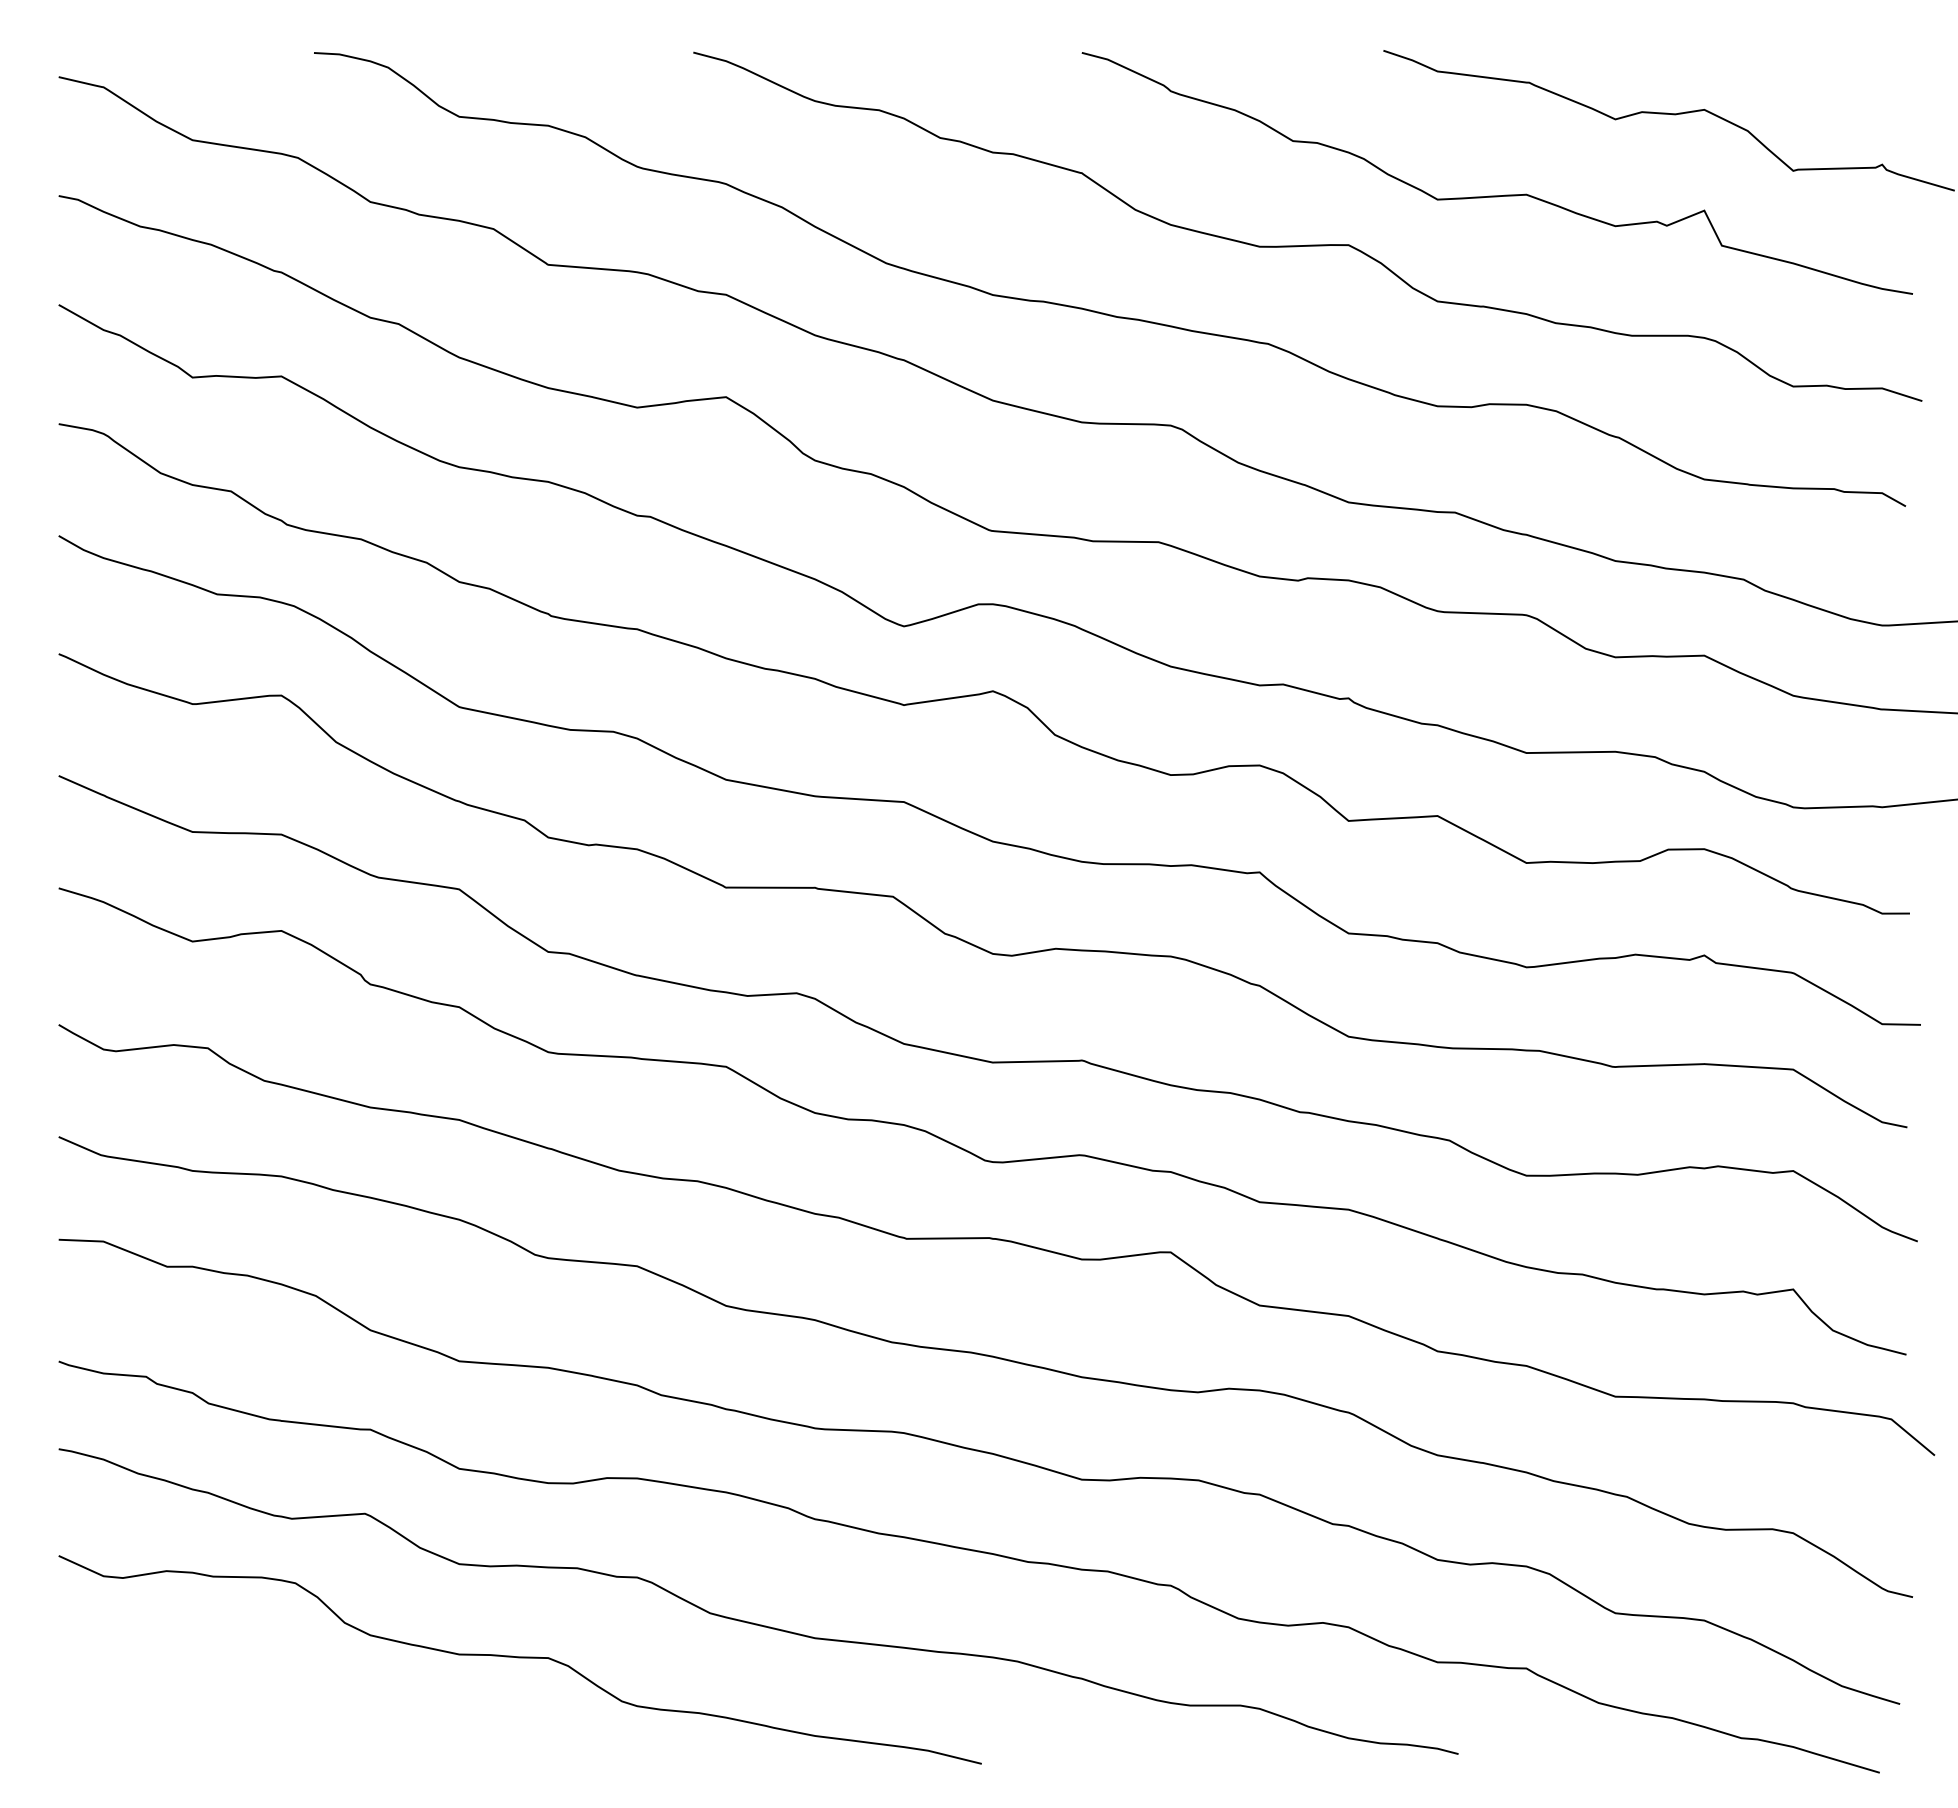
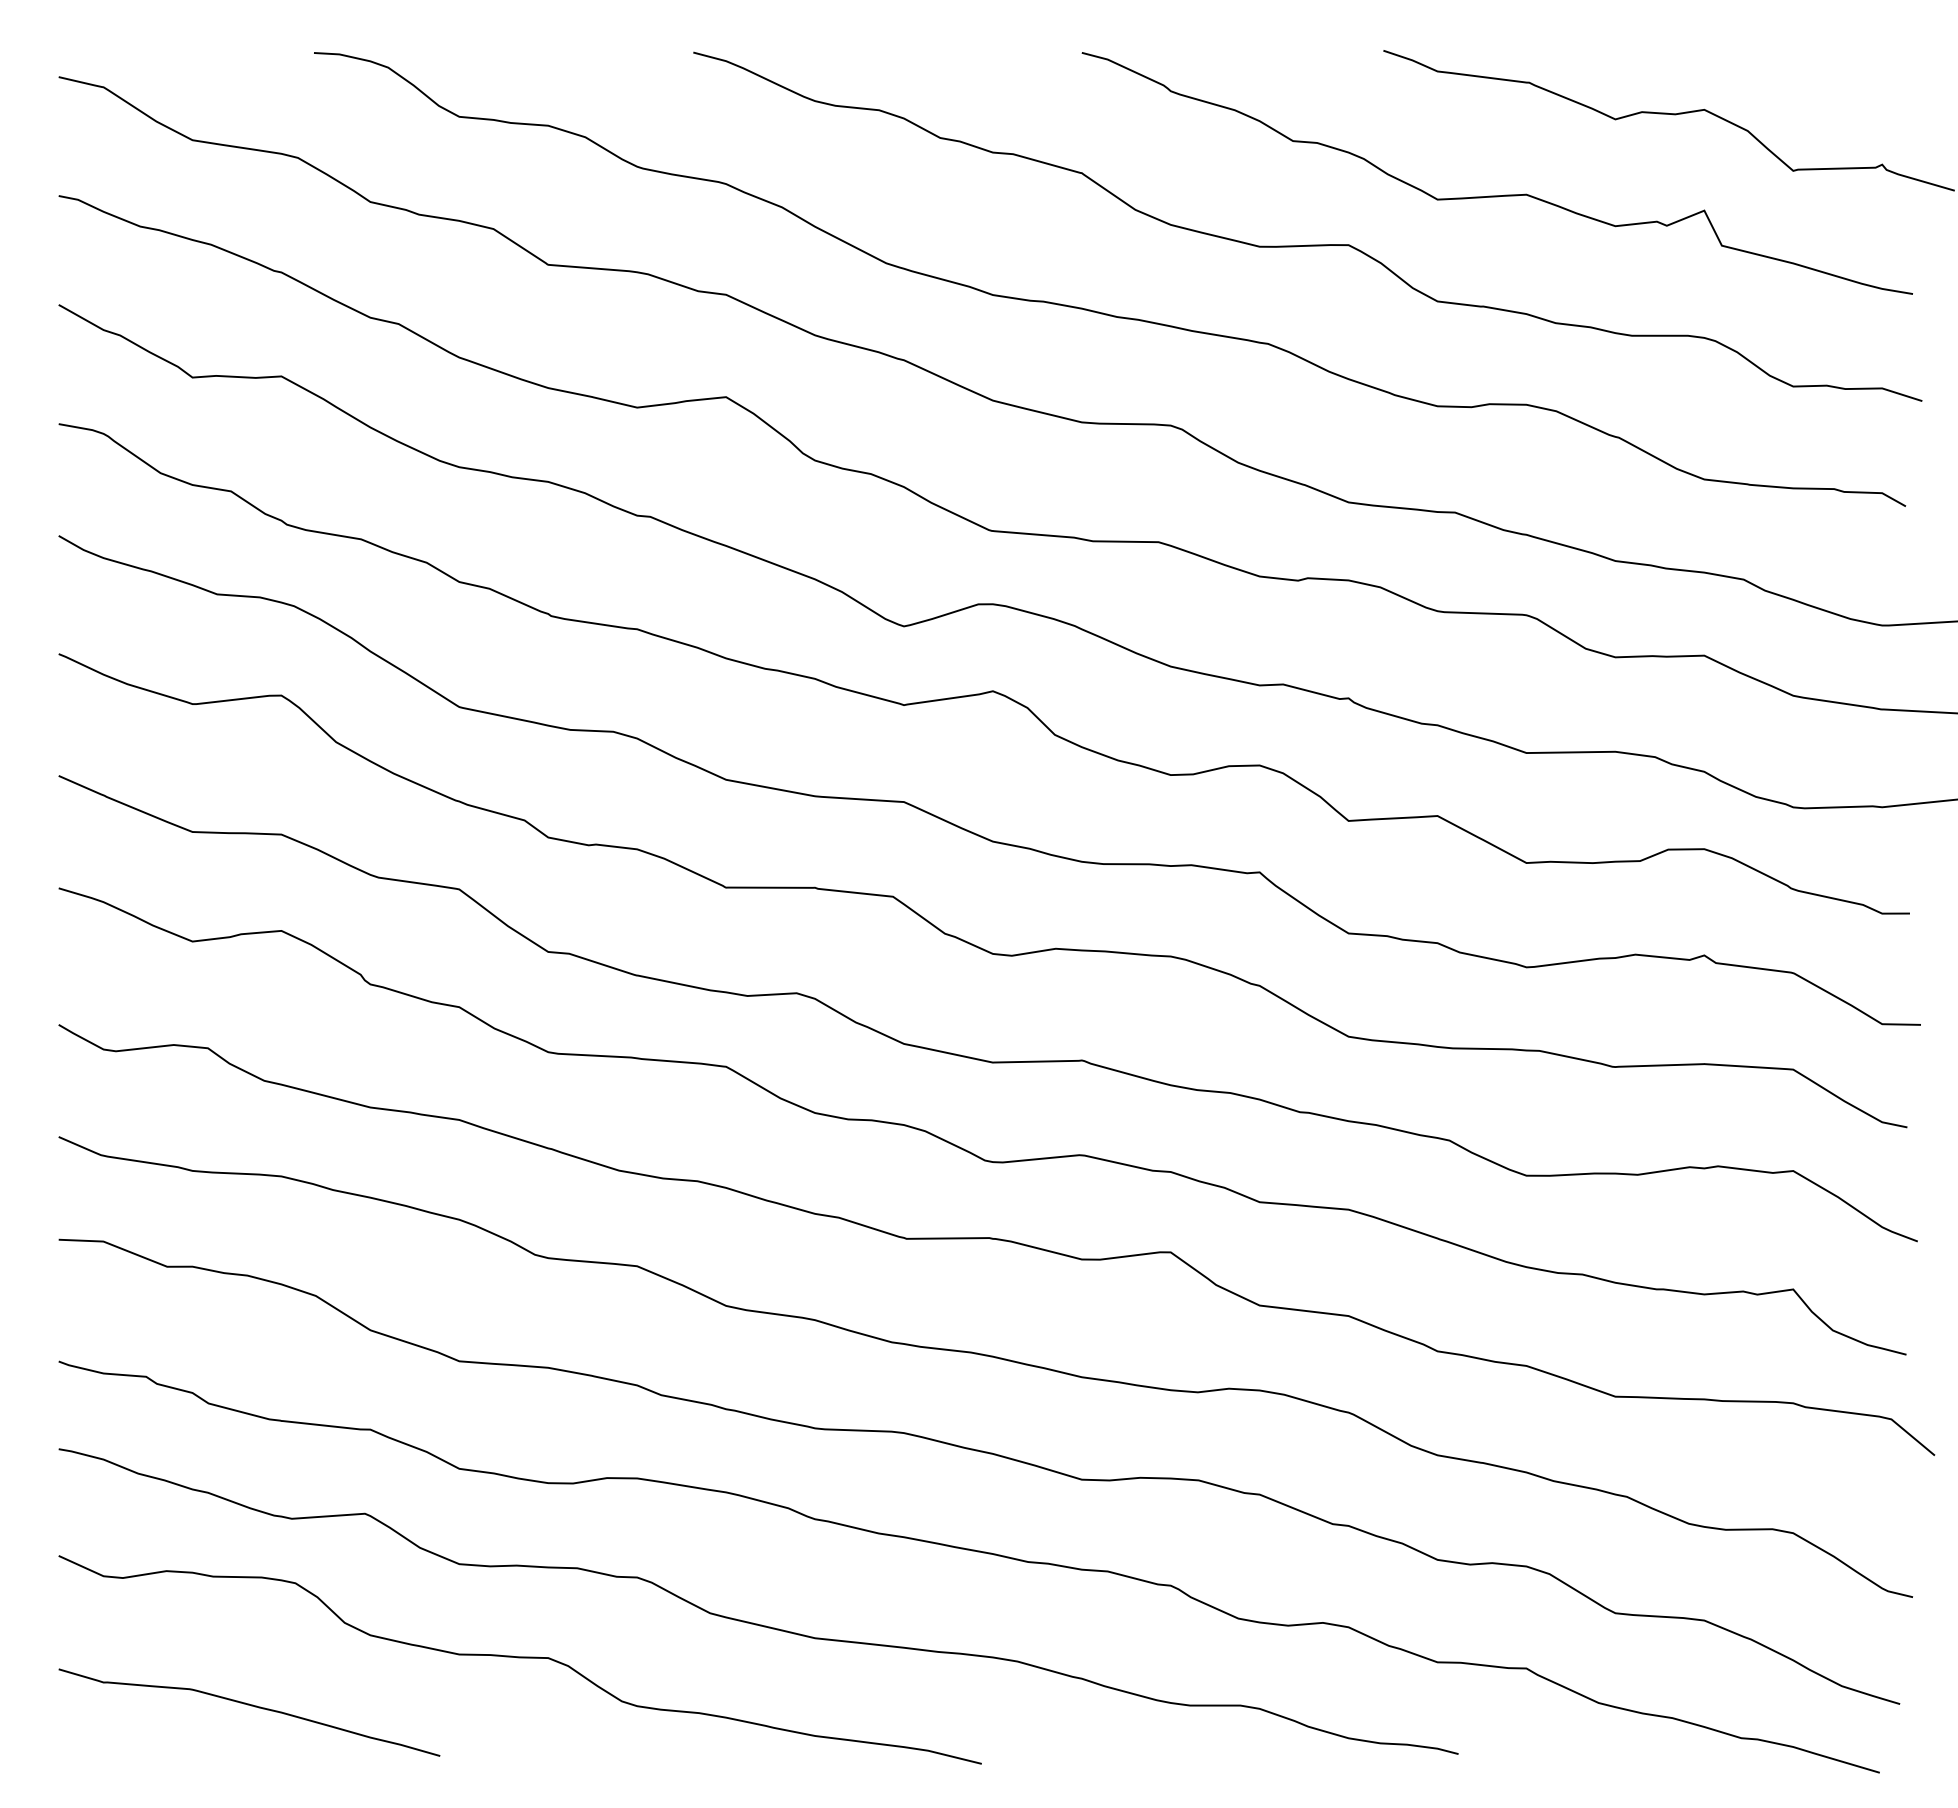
curve: none -> present (251, 1706)
